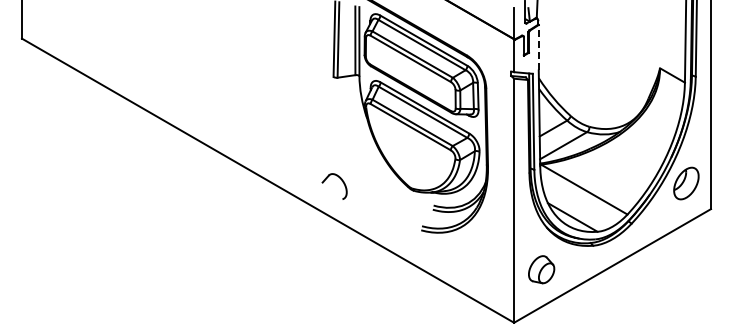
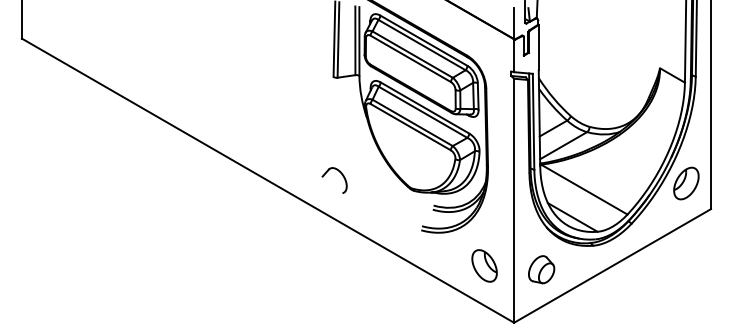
line: dashed -> solid (538, 47)
part position: (342, 182) -> (342, 176) (342, 176)
part: none -> present (484, 265)
